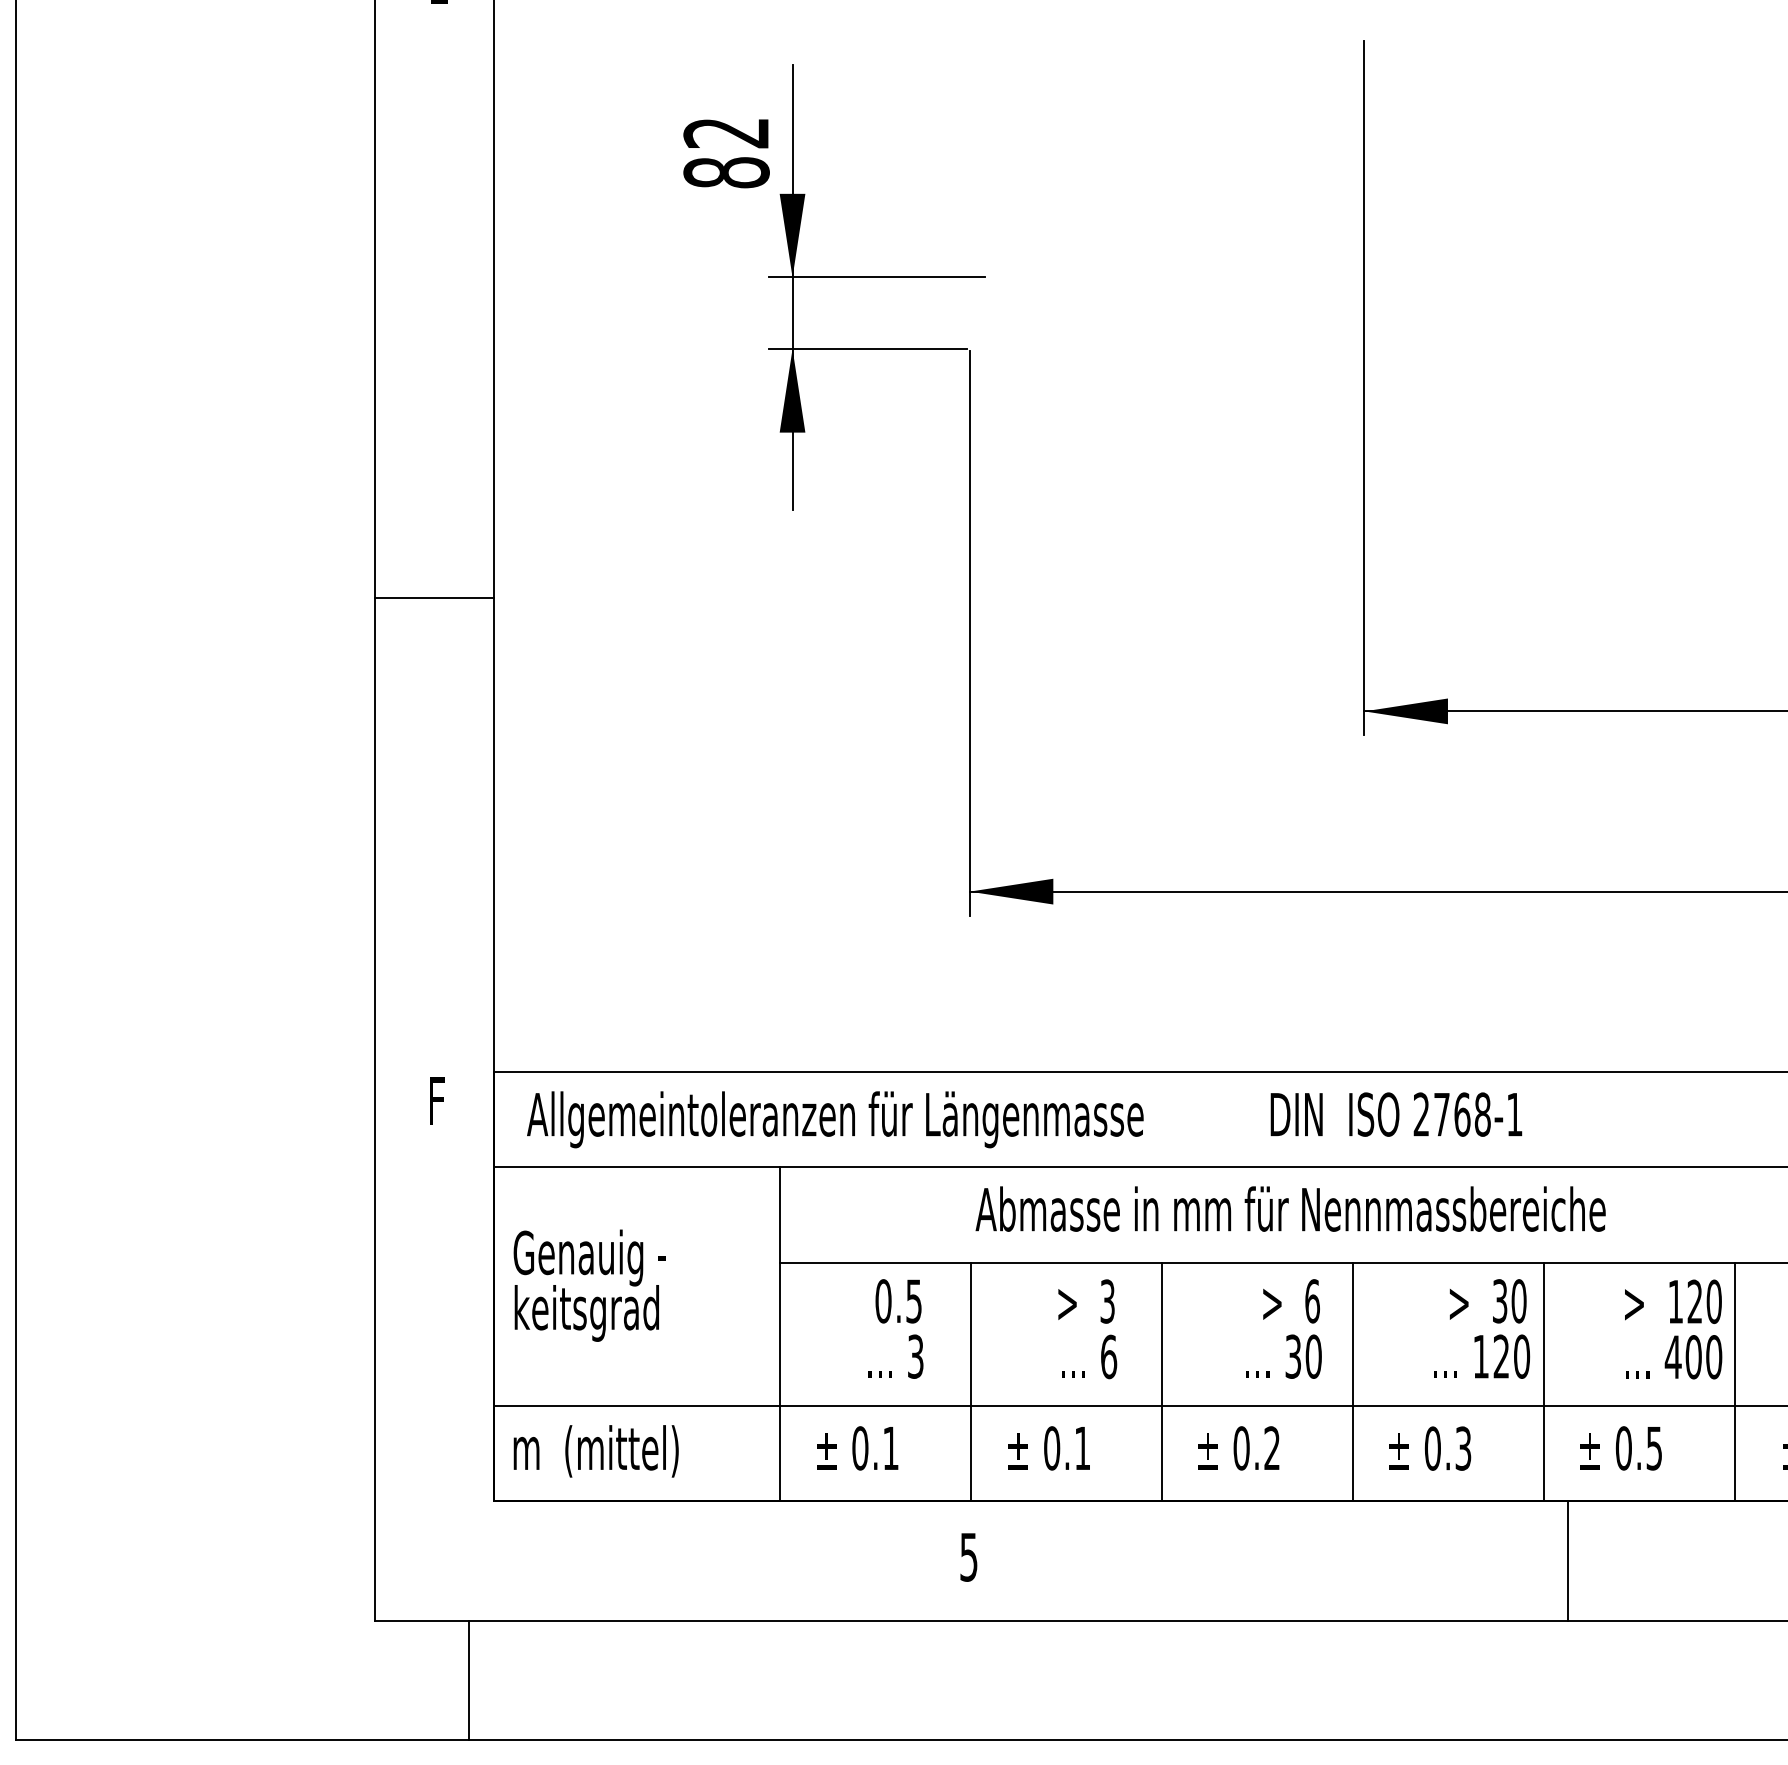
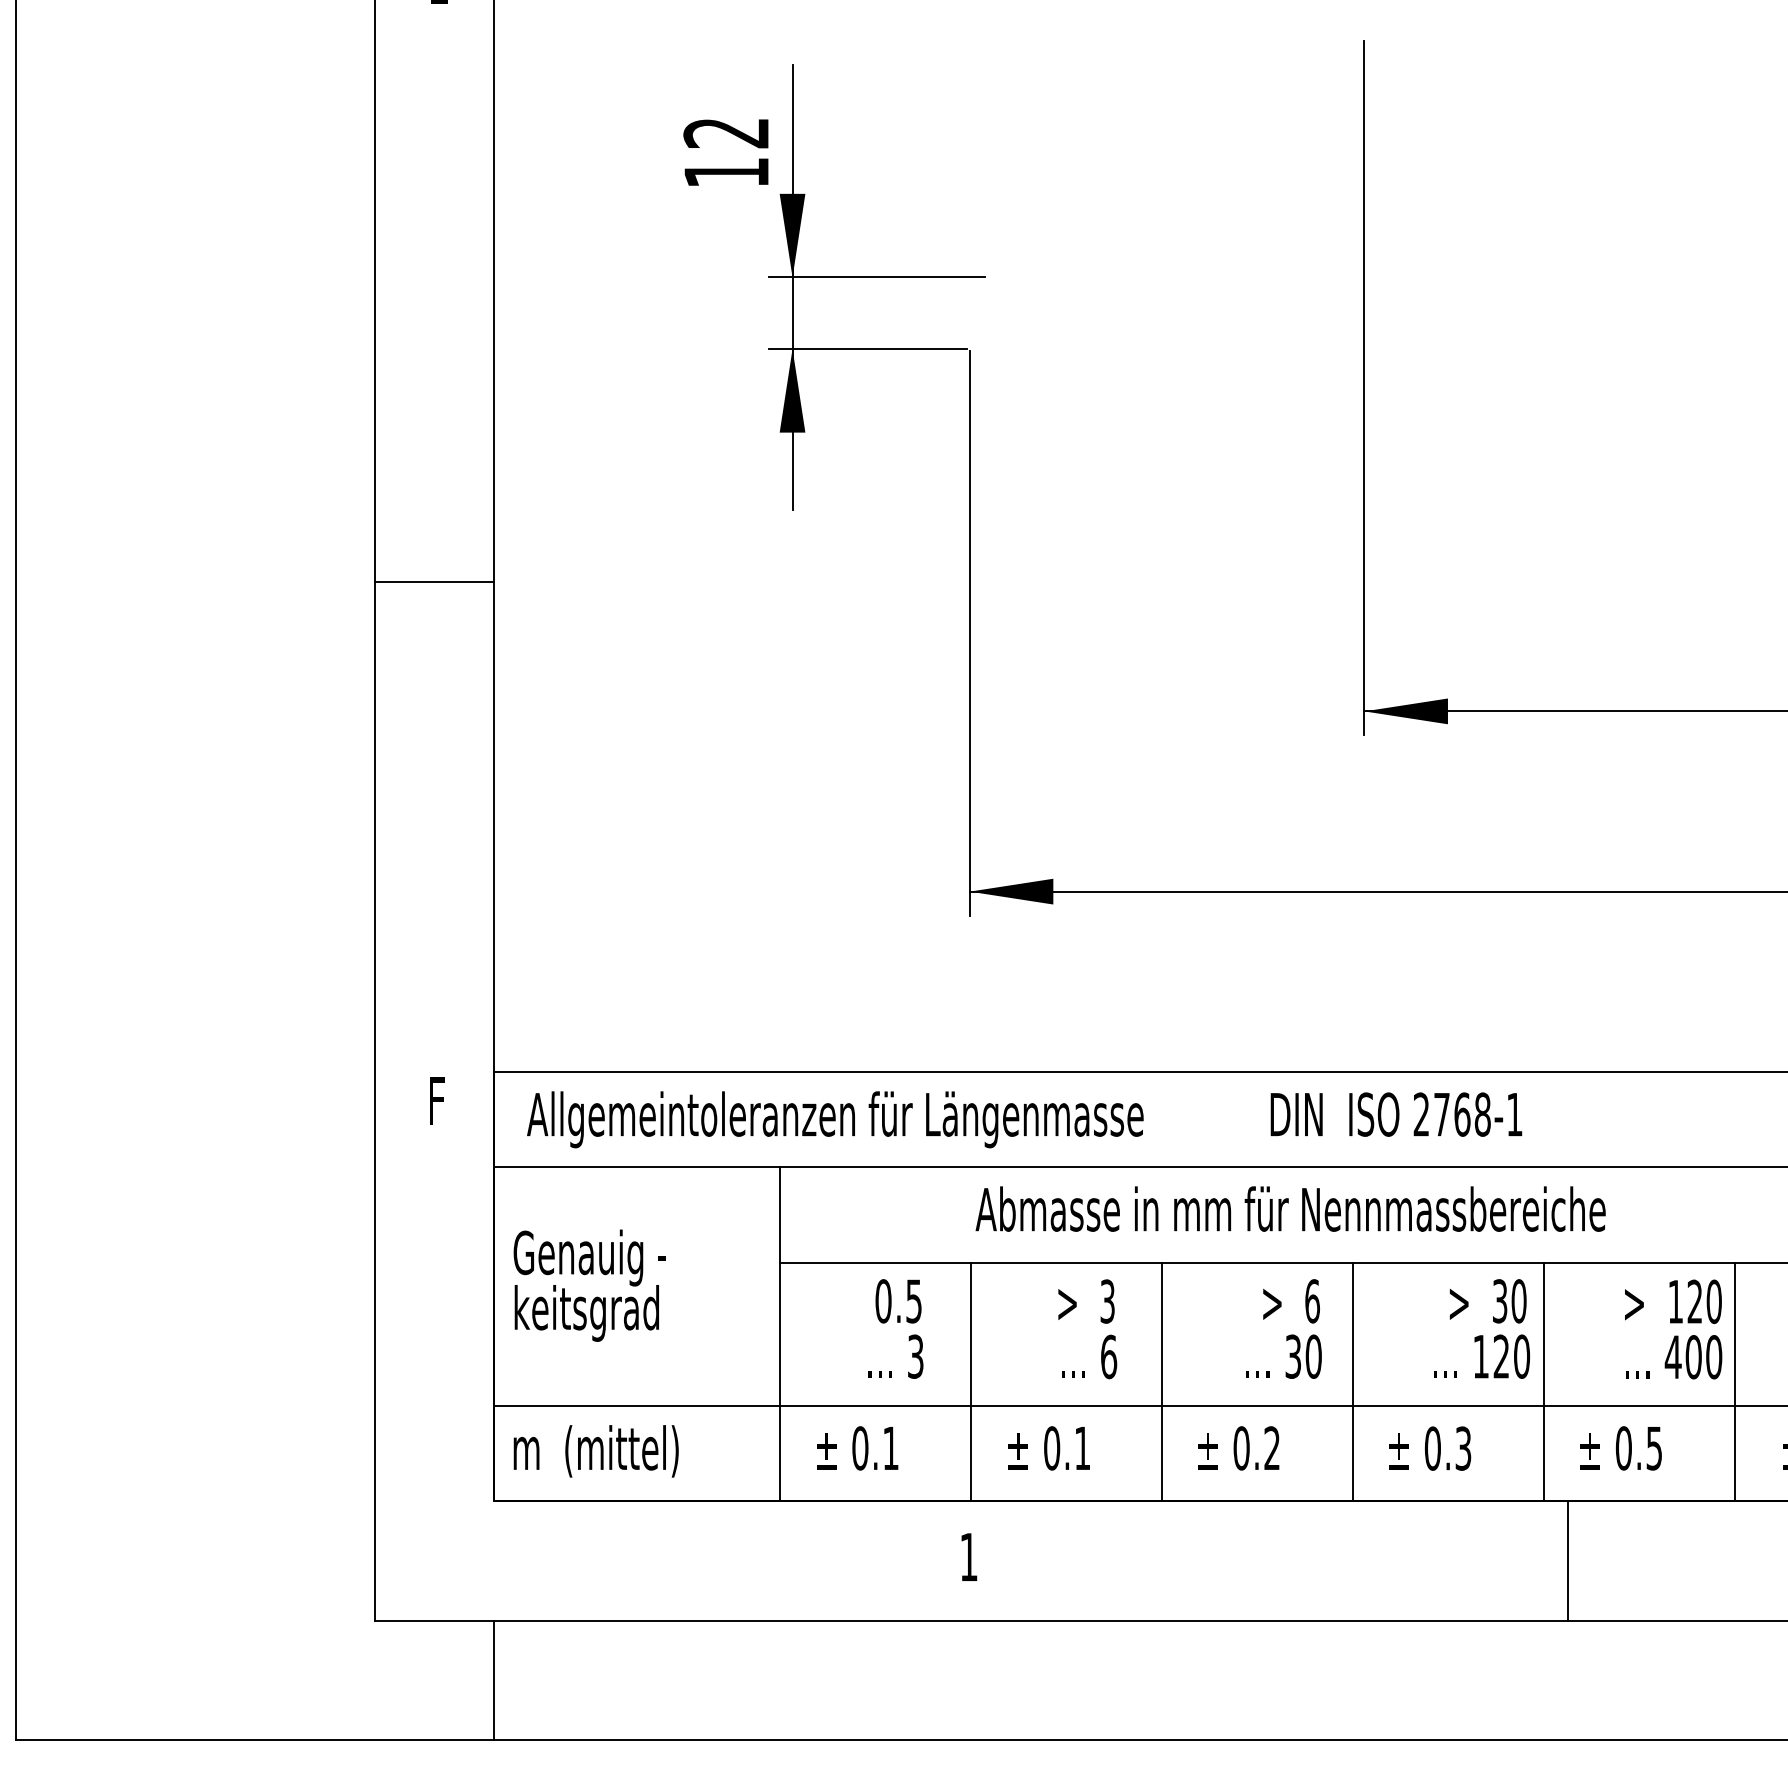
text: 82 -> 12 (726, 172)
line position: (433, 598) -> (433, 582) (433, 582)
text: 5 -> 1 (968, 1557)
line position: (468, 1680) -> (493, 1680) (493, 1680)
